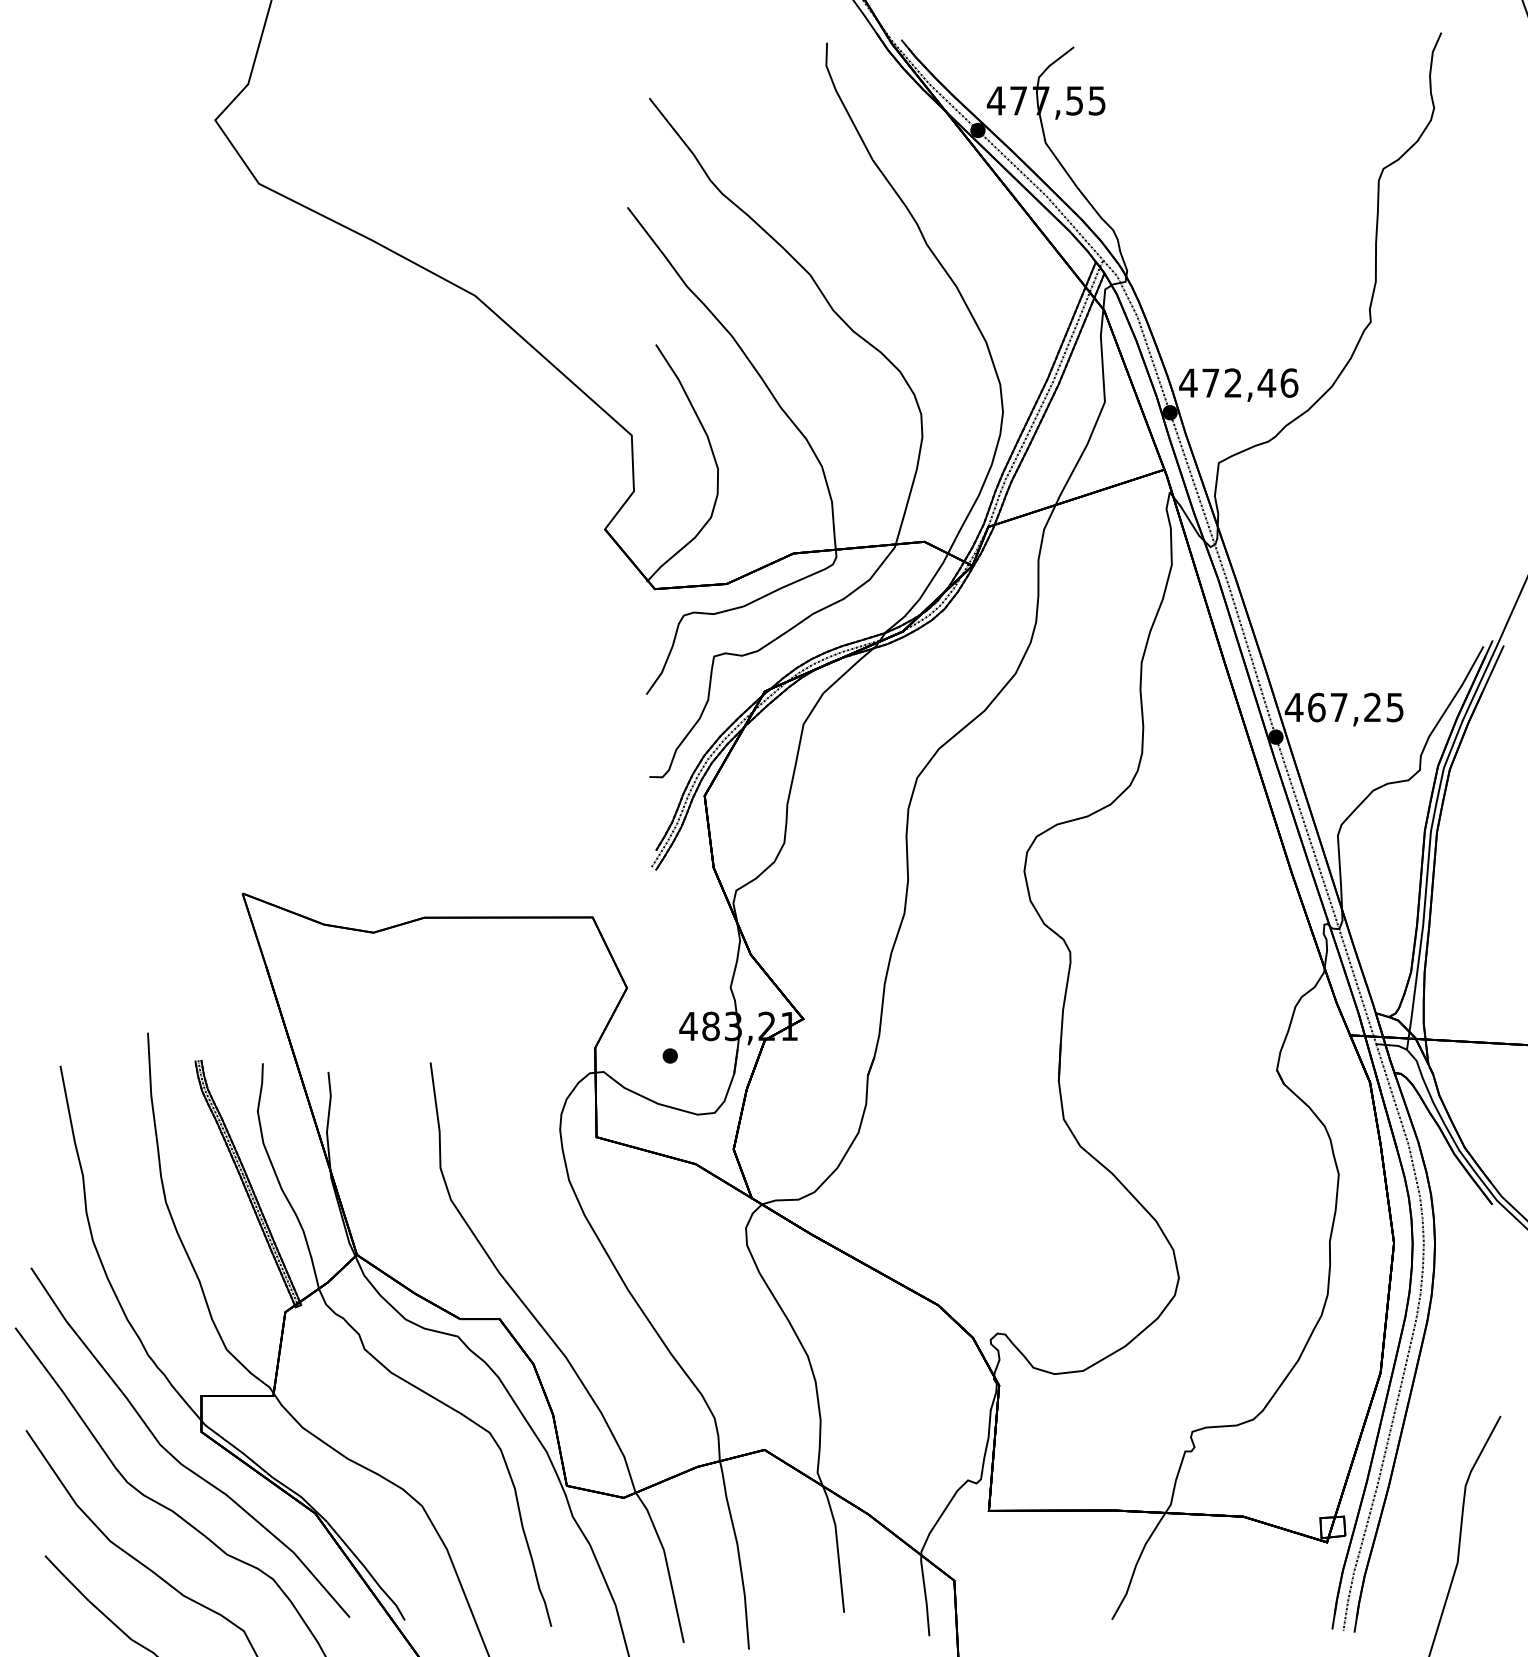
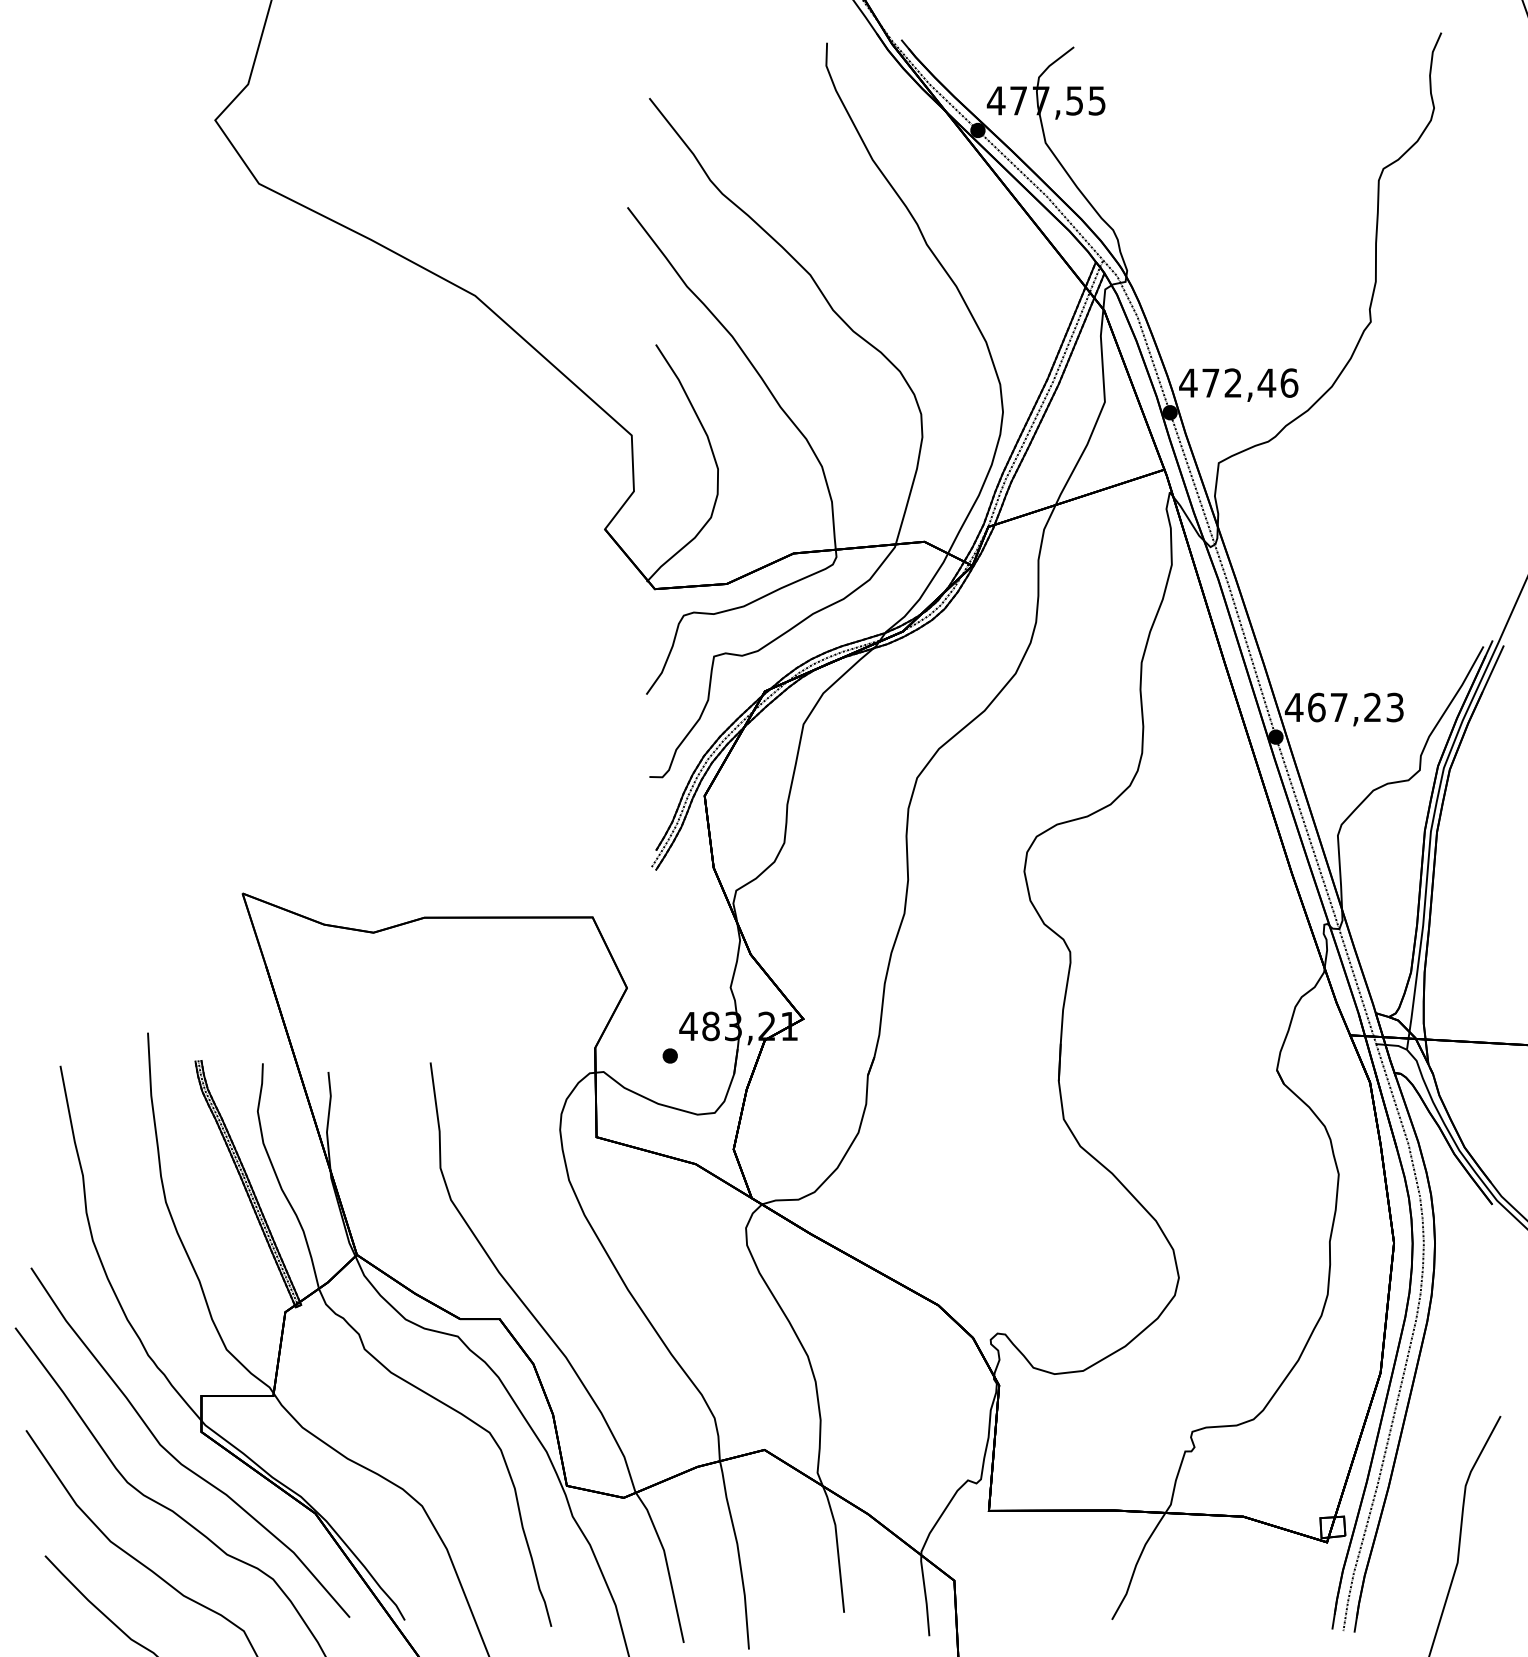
text: 467,25 -> 467,23 (1395, 706)
